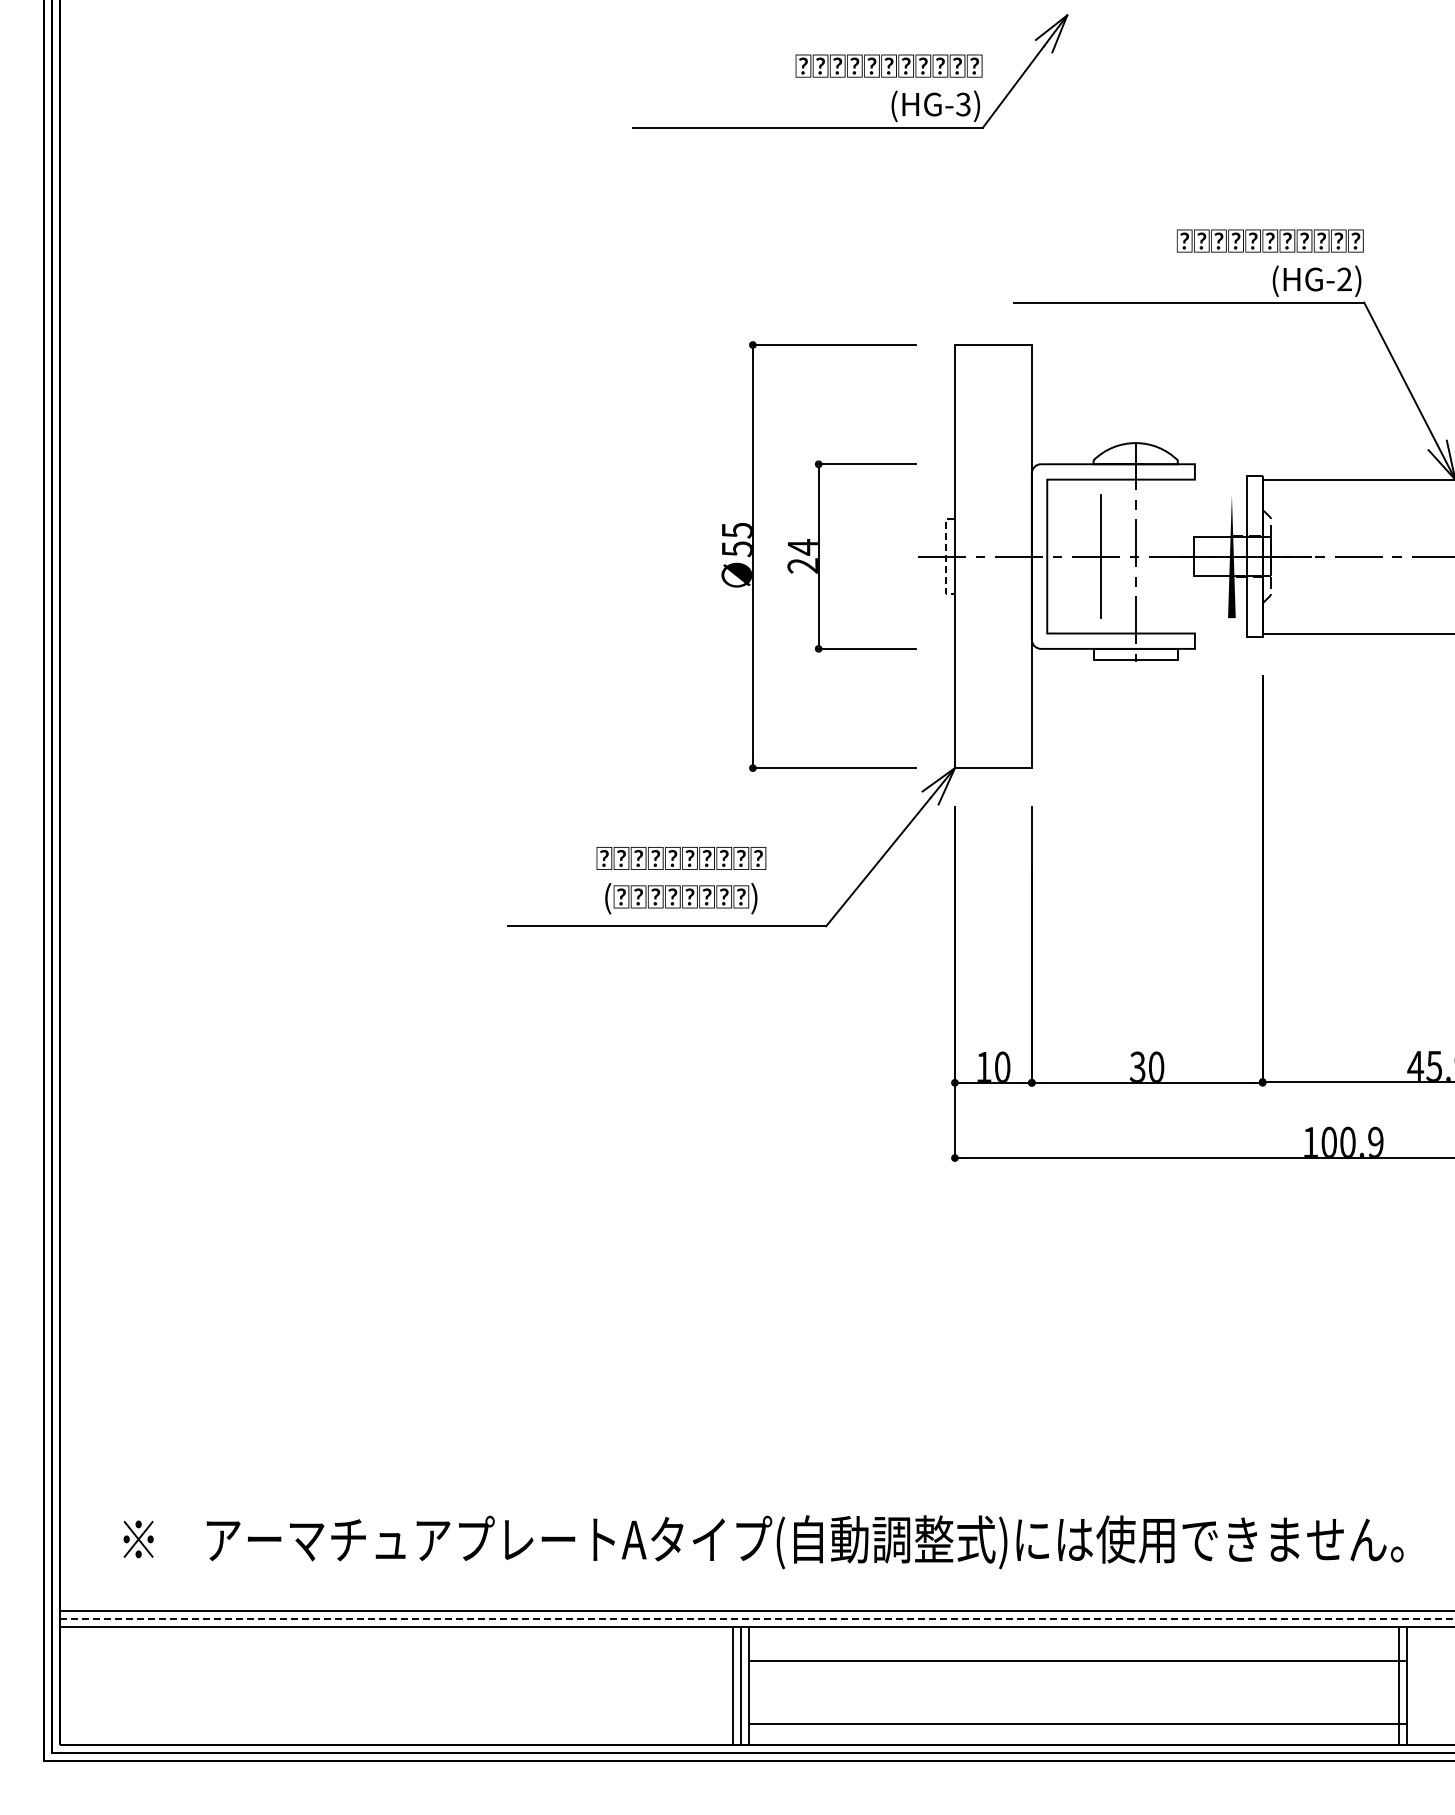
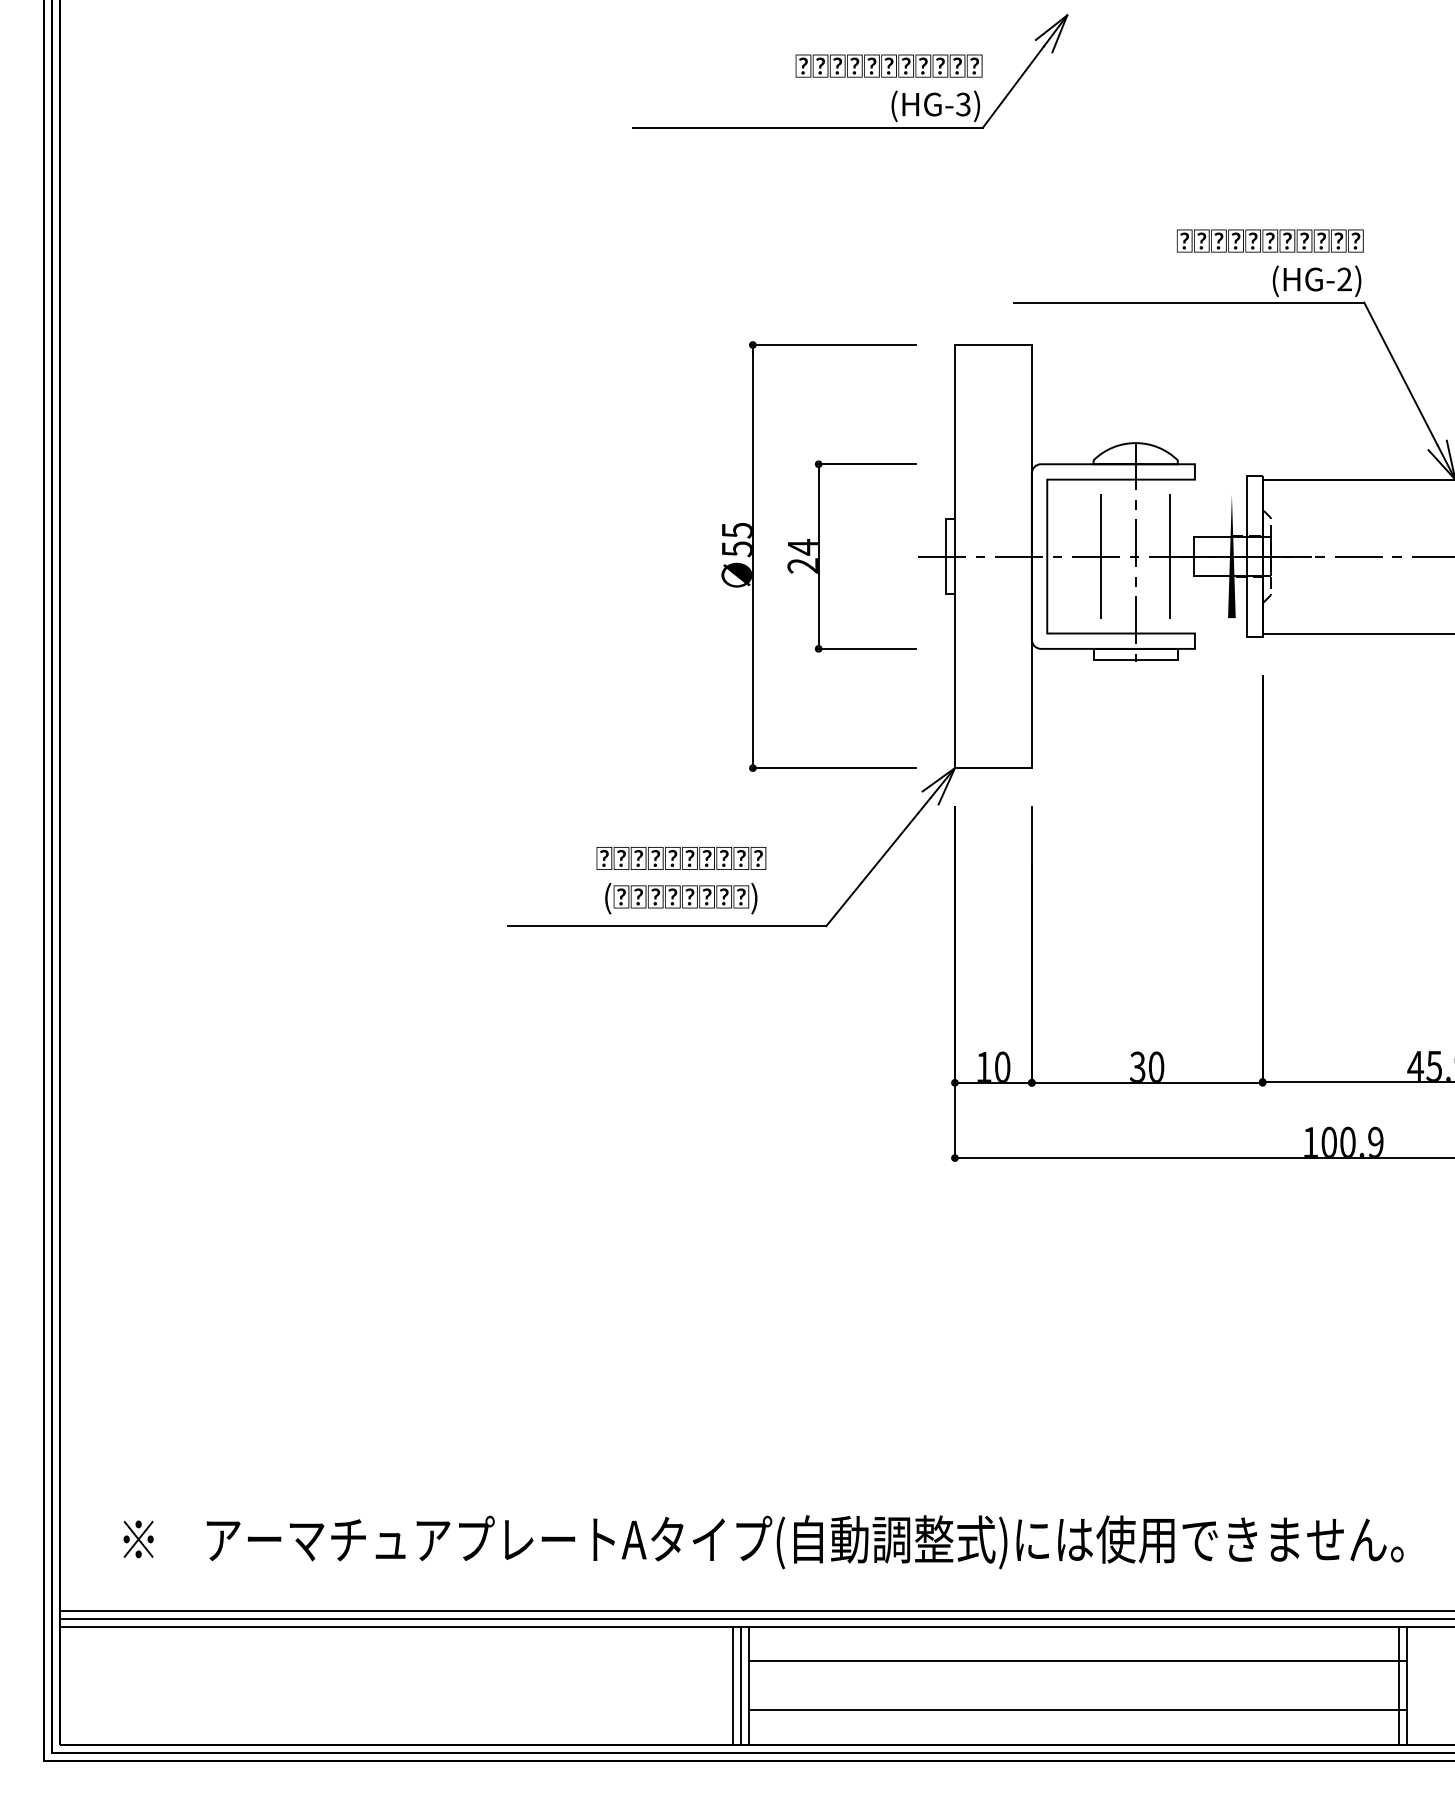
line: dashed -> solid (946, 556)
line: none -> present (1170, 556)
line: dashed -> solid (757, 1618)
line position: (1078, 1723) -> (1078, 1709) (1078, 1709)
